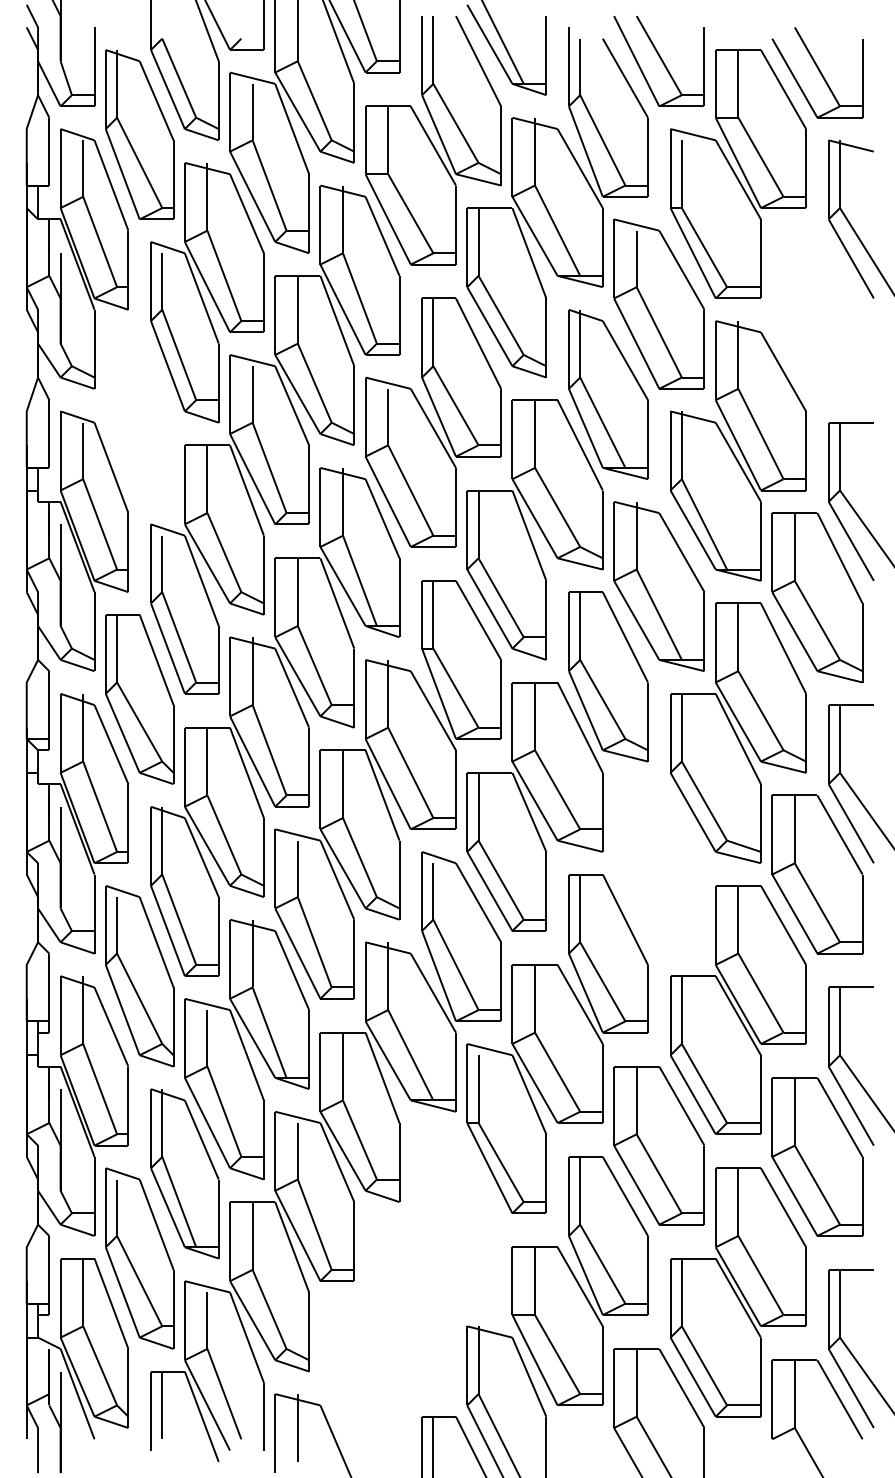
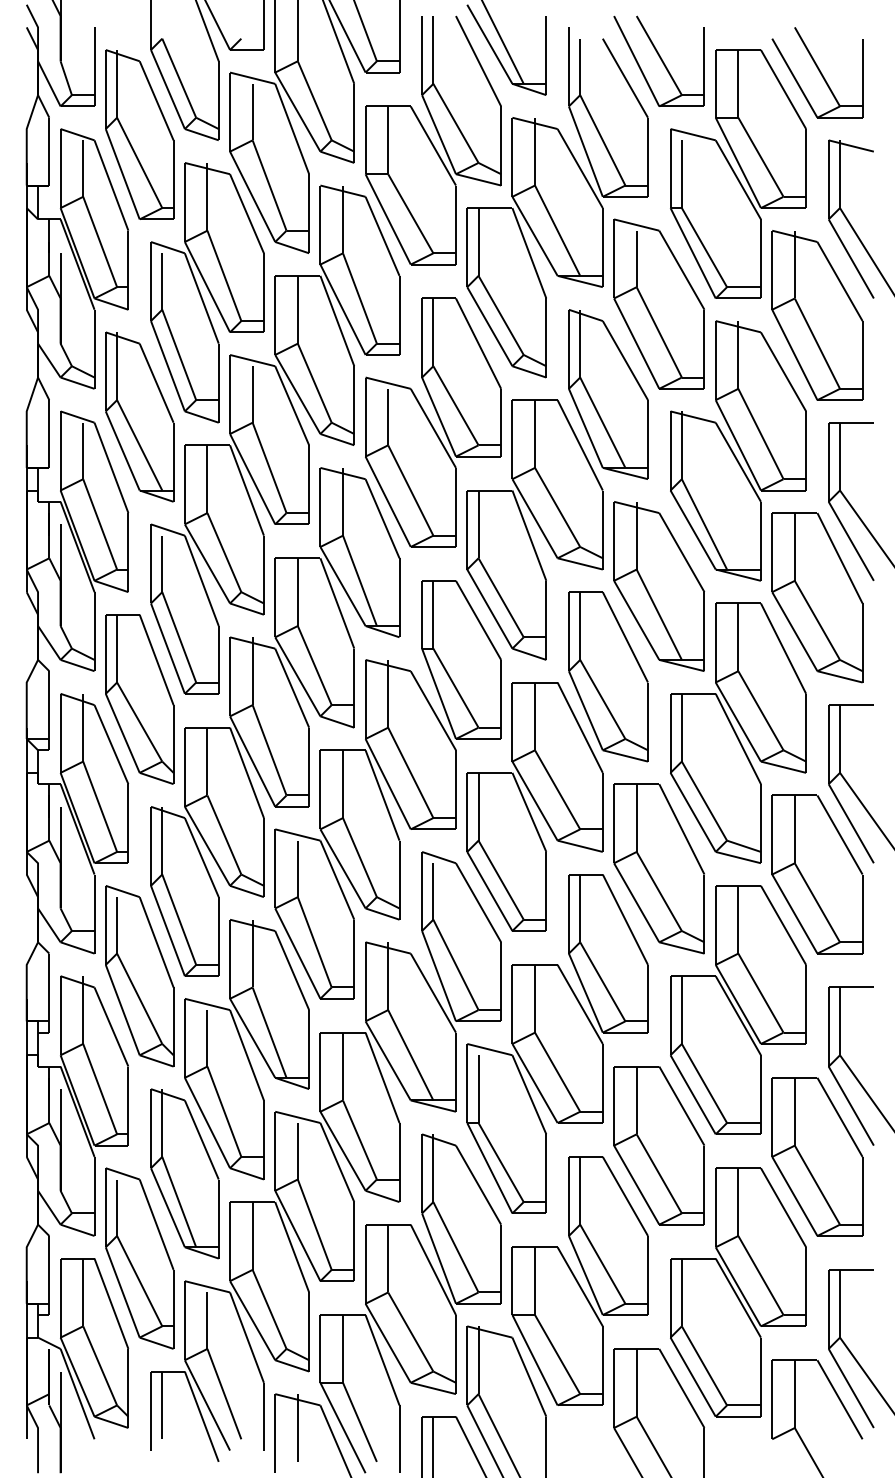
part: none -> present (817, 315)
part: none -> present (139, 416)
part: none -> present (658, 868)
part: none -> present (410, 1303)
